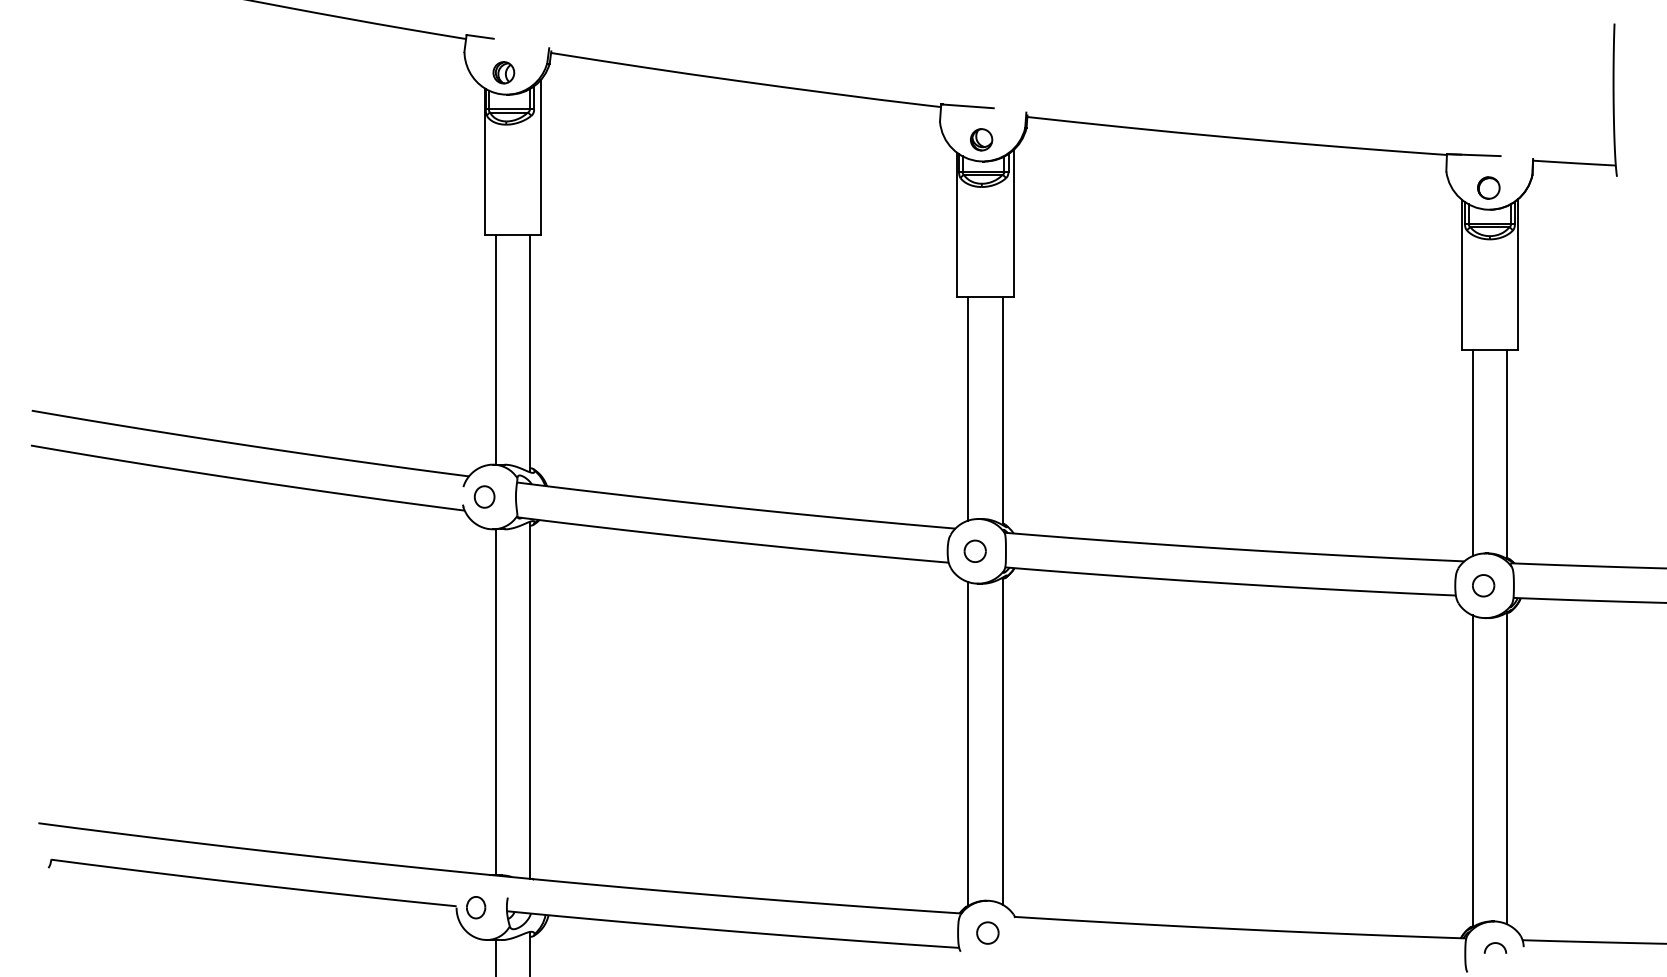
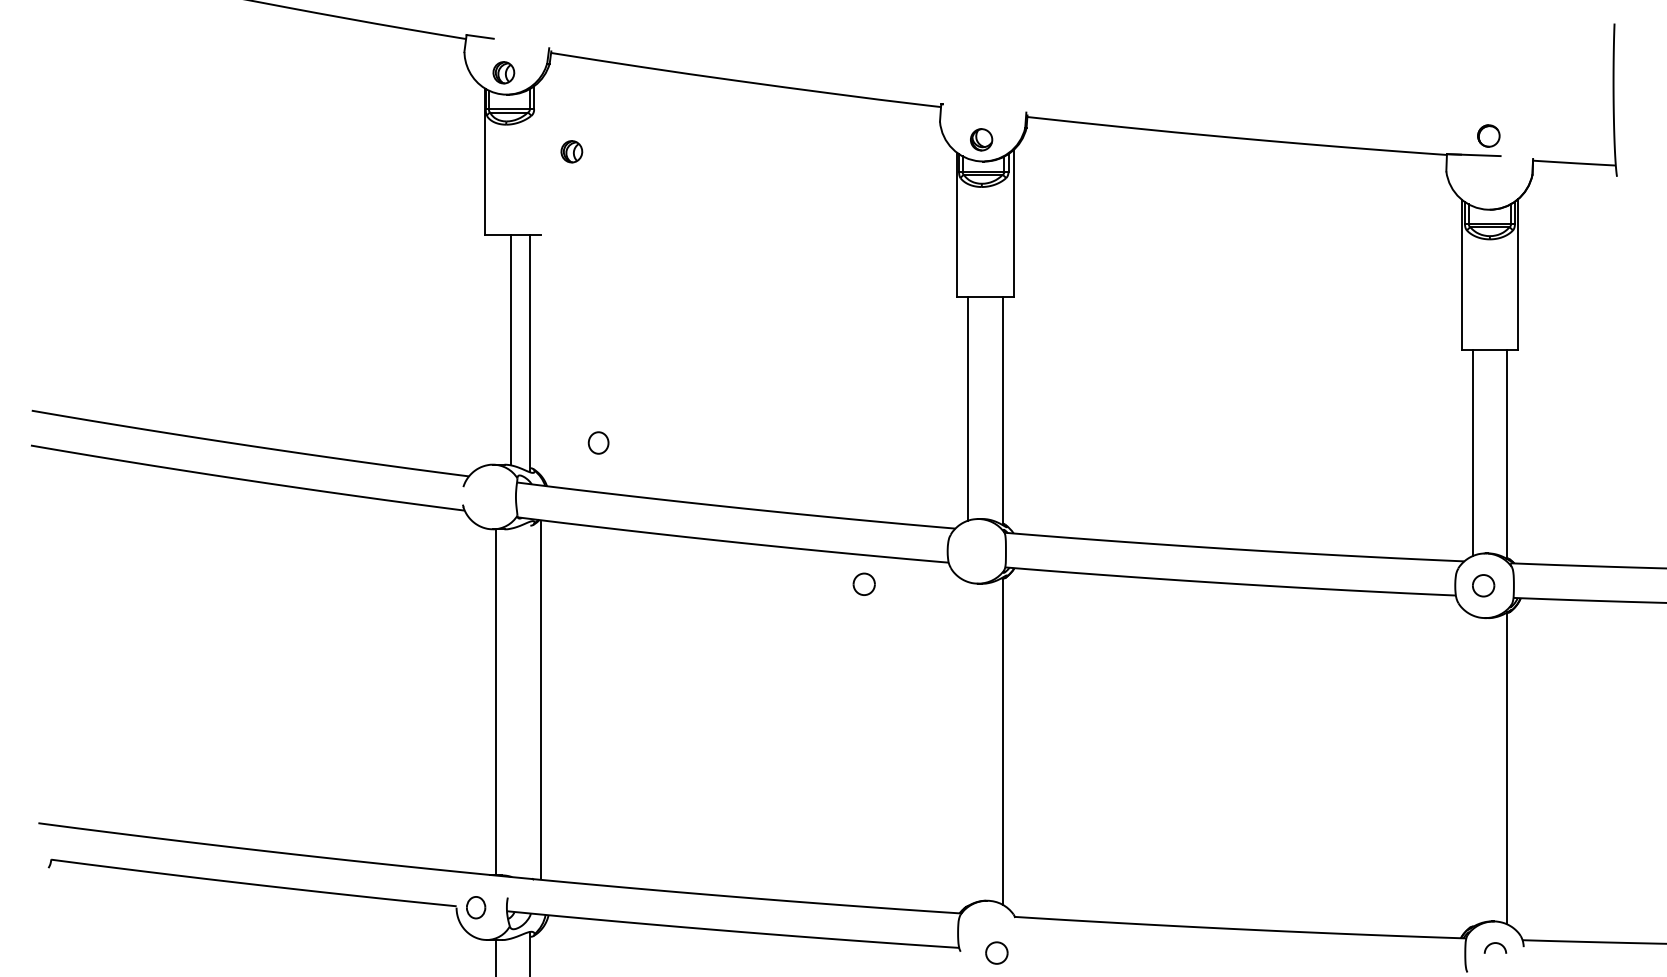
line: present -> none (967, 106)
part: none -> present (571, 151)
line: present -> none (541, 156)
circle position: (1488, 187) -> (1488, 135) (1488, 135)
line position: (495, 349) -> (510, 349) (510, 349)
part position: (484, 496) -> (598, 442) (598, 442)
part position: (974, 550) -> (863, 583) (863, 583)
line position: (530, 699) -> (541, 699) (541, 699)
line: present -> none (968, 743)
line: present -> none (1472, 771)
part position: (987, 932) -> (996, 952) (996, 952)
